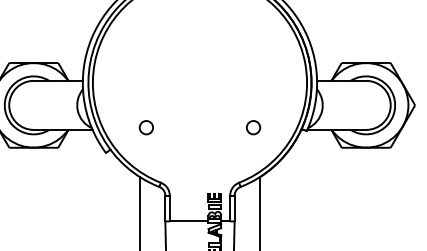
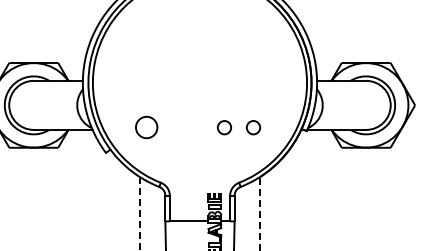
circle size: 16x16 px -> 24x25 px (146, 127)
circle: none -> present (224, 127)
line: solid -> dashed (139, 213)
line: solid -> dashed (260, 213)
